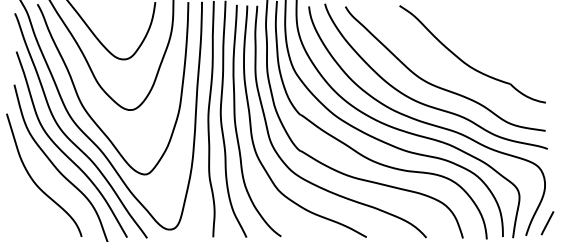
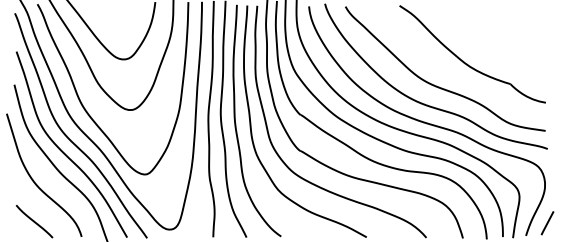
line: none -> present (34, 221)
